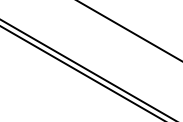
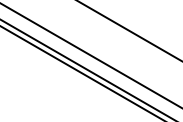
line: none -> present (90, 55)
